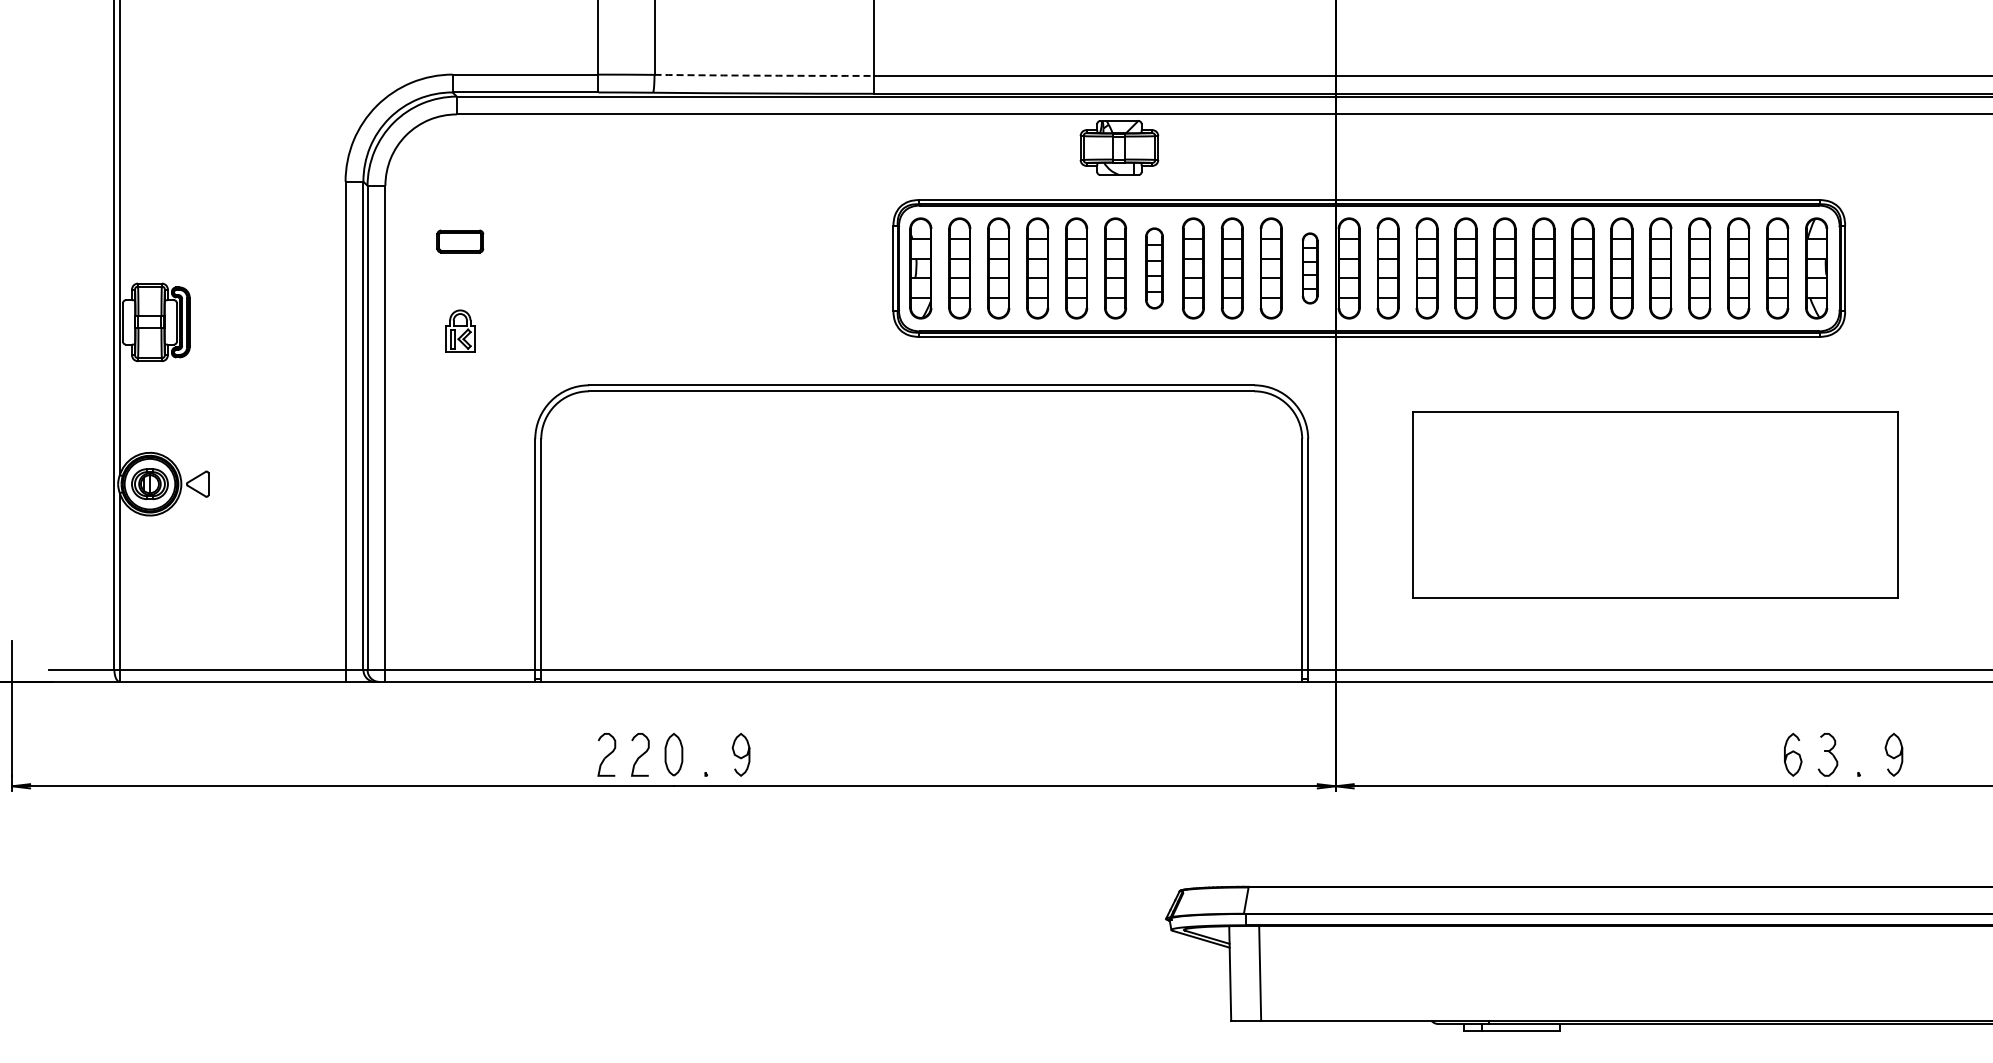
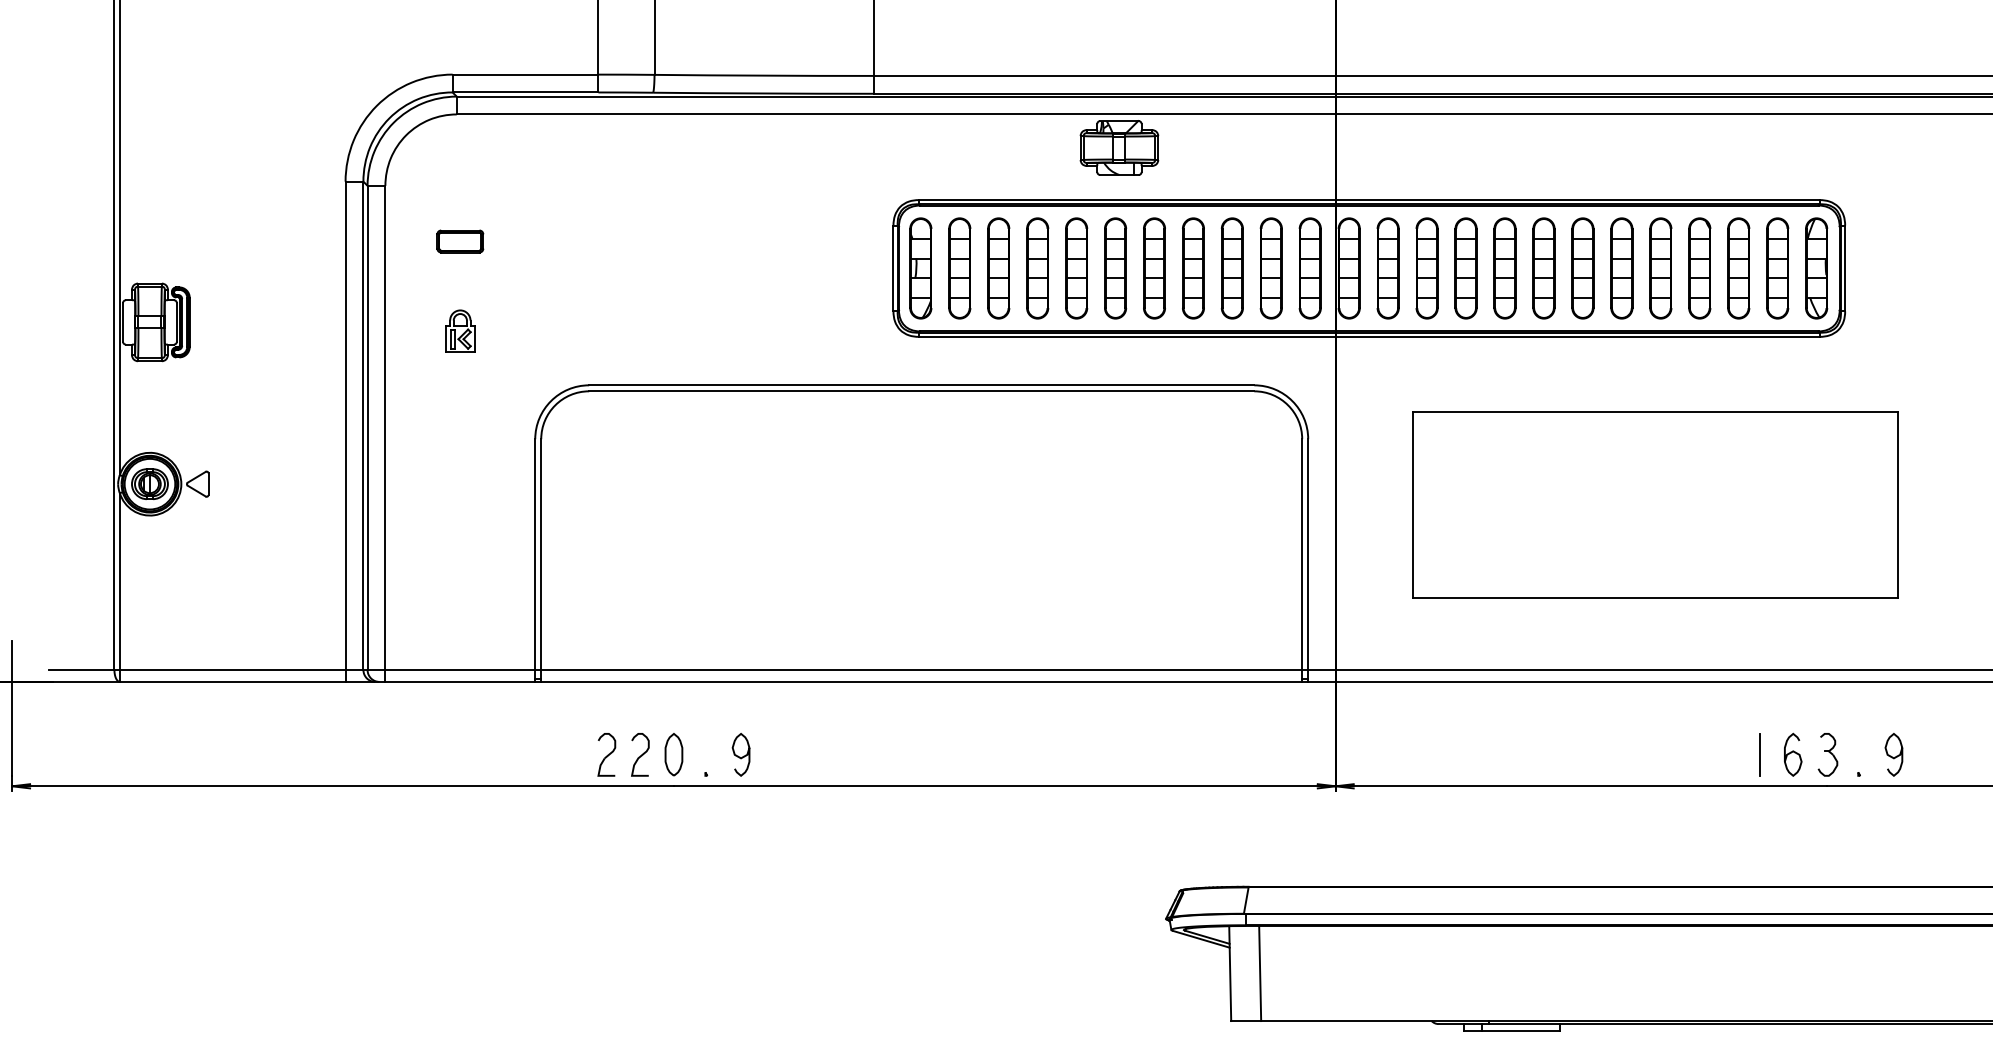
arc: dashed -> solid (764, 75)
part size: 19x83 px -> 23x103 px (1154, 268)
part size: 17x73 px -> 24x103 px (1309, 268)
line: none -> present (1759, 754)
